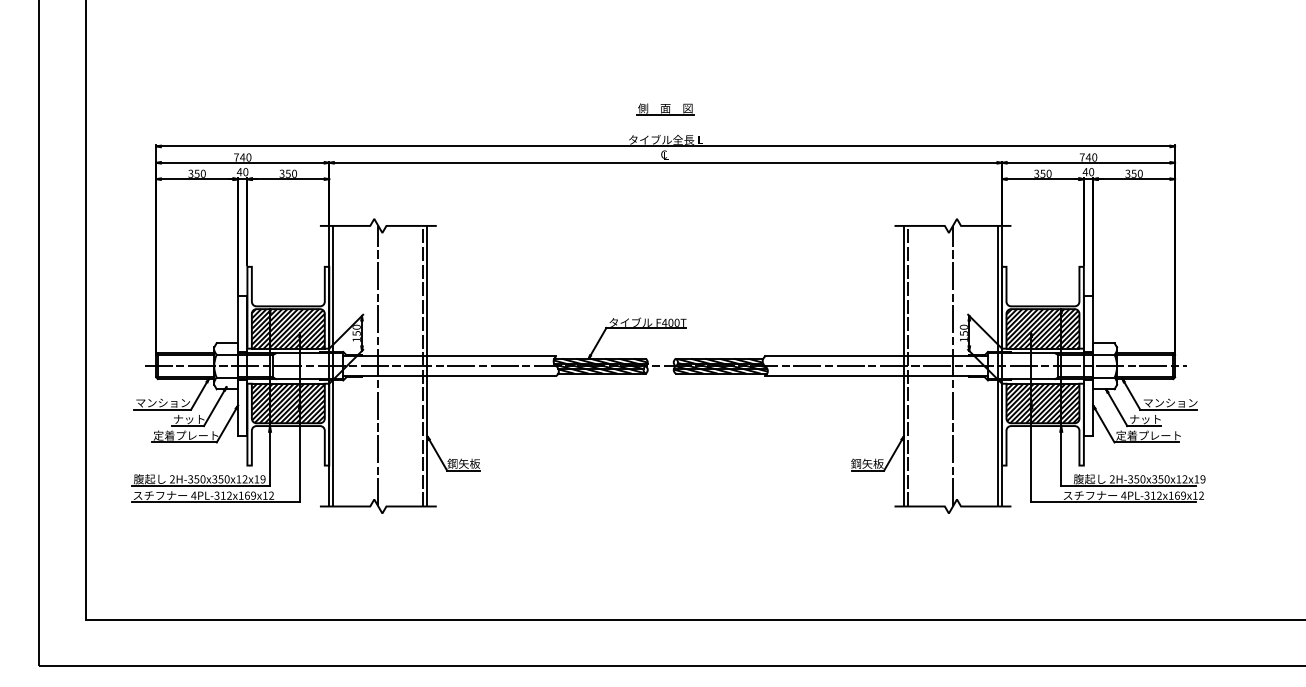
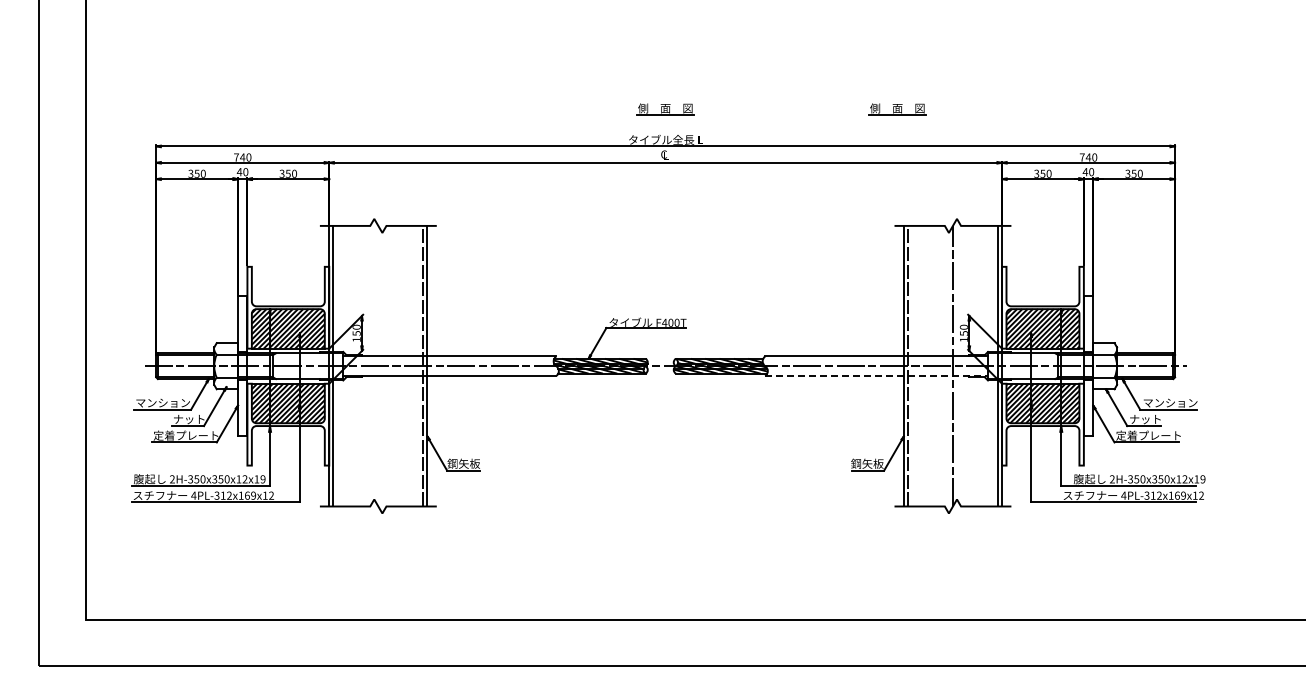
part: none -> present (897, 109)
line: present -> none (378, 365)
line: solid -> dashed (877, 375)
